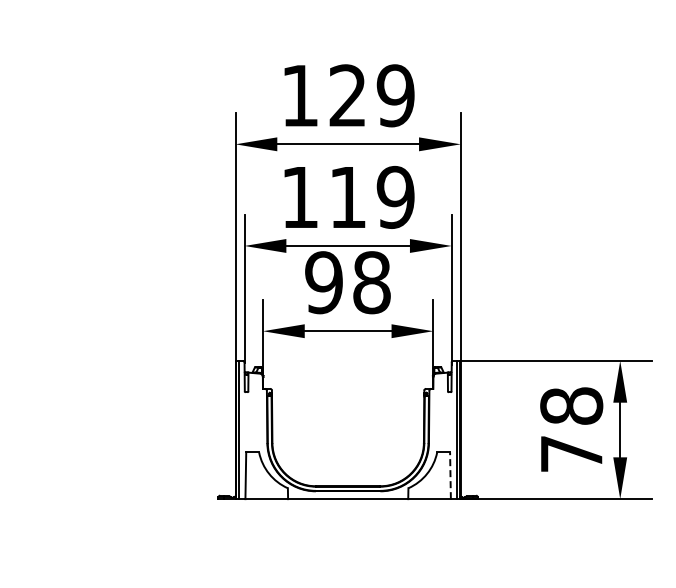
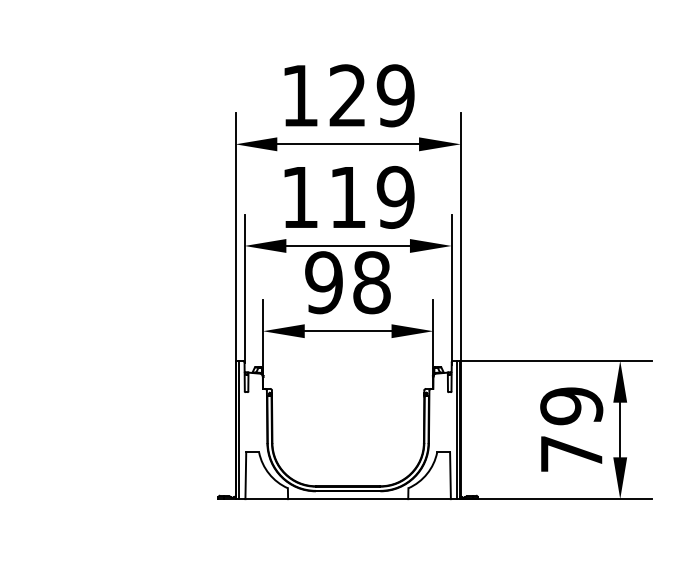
text: 78 -> 79 (571, 406)
line: dashed -> solid (450, 475)
